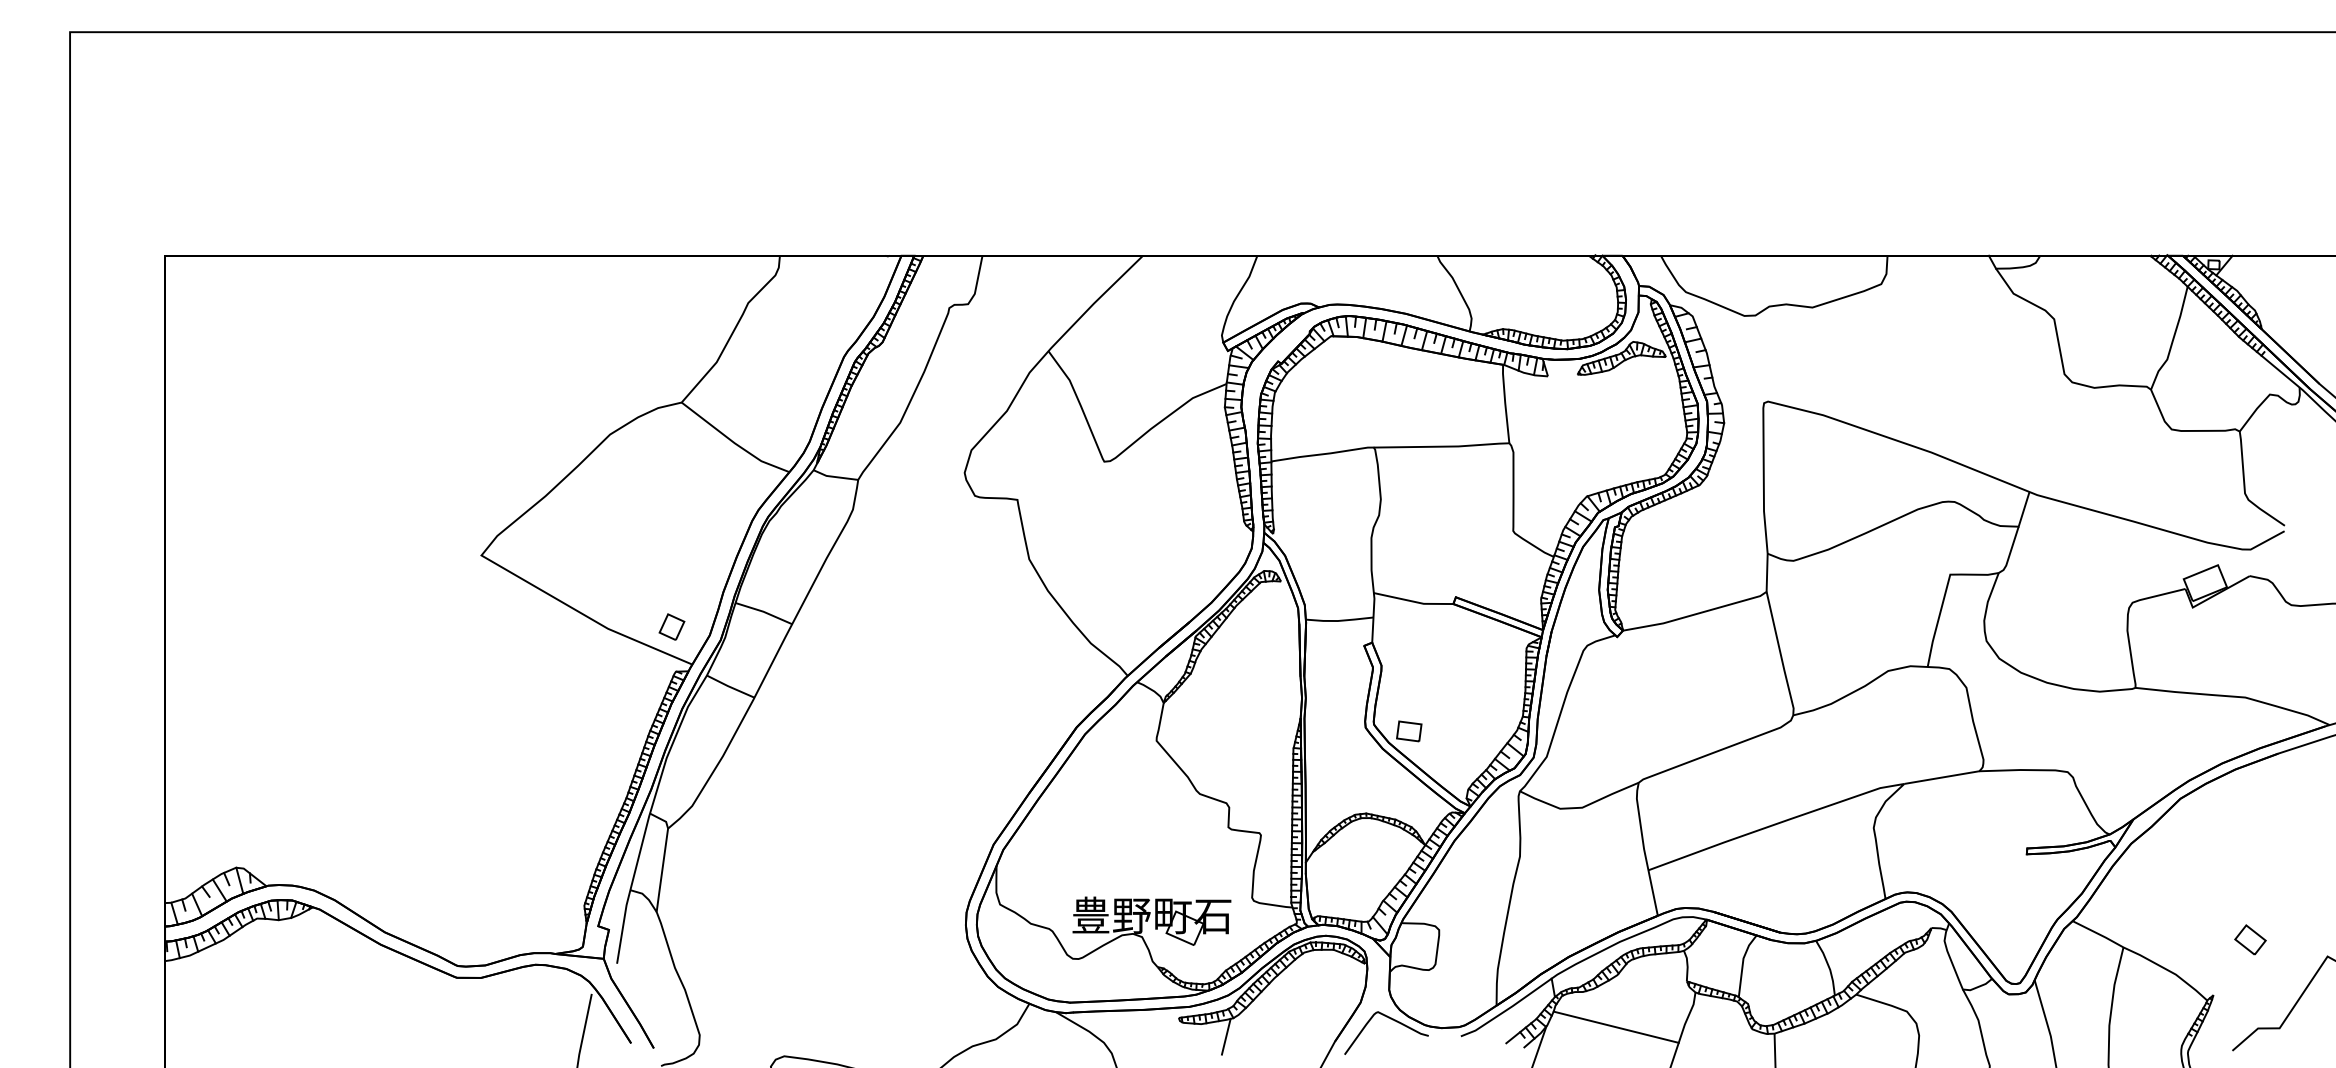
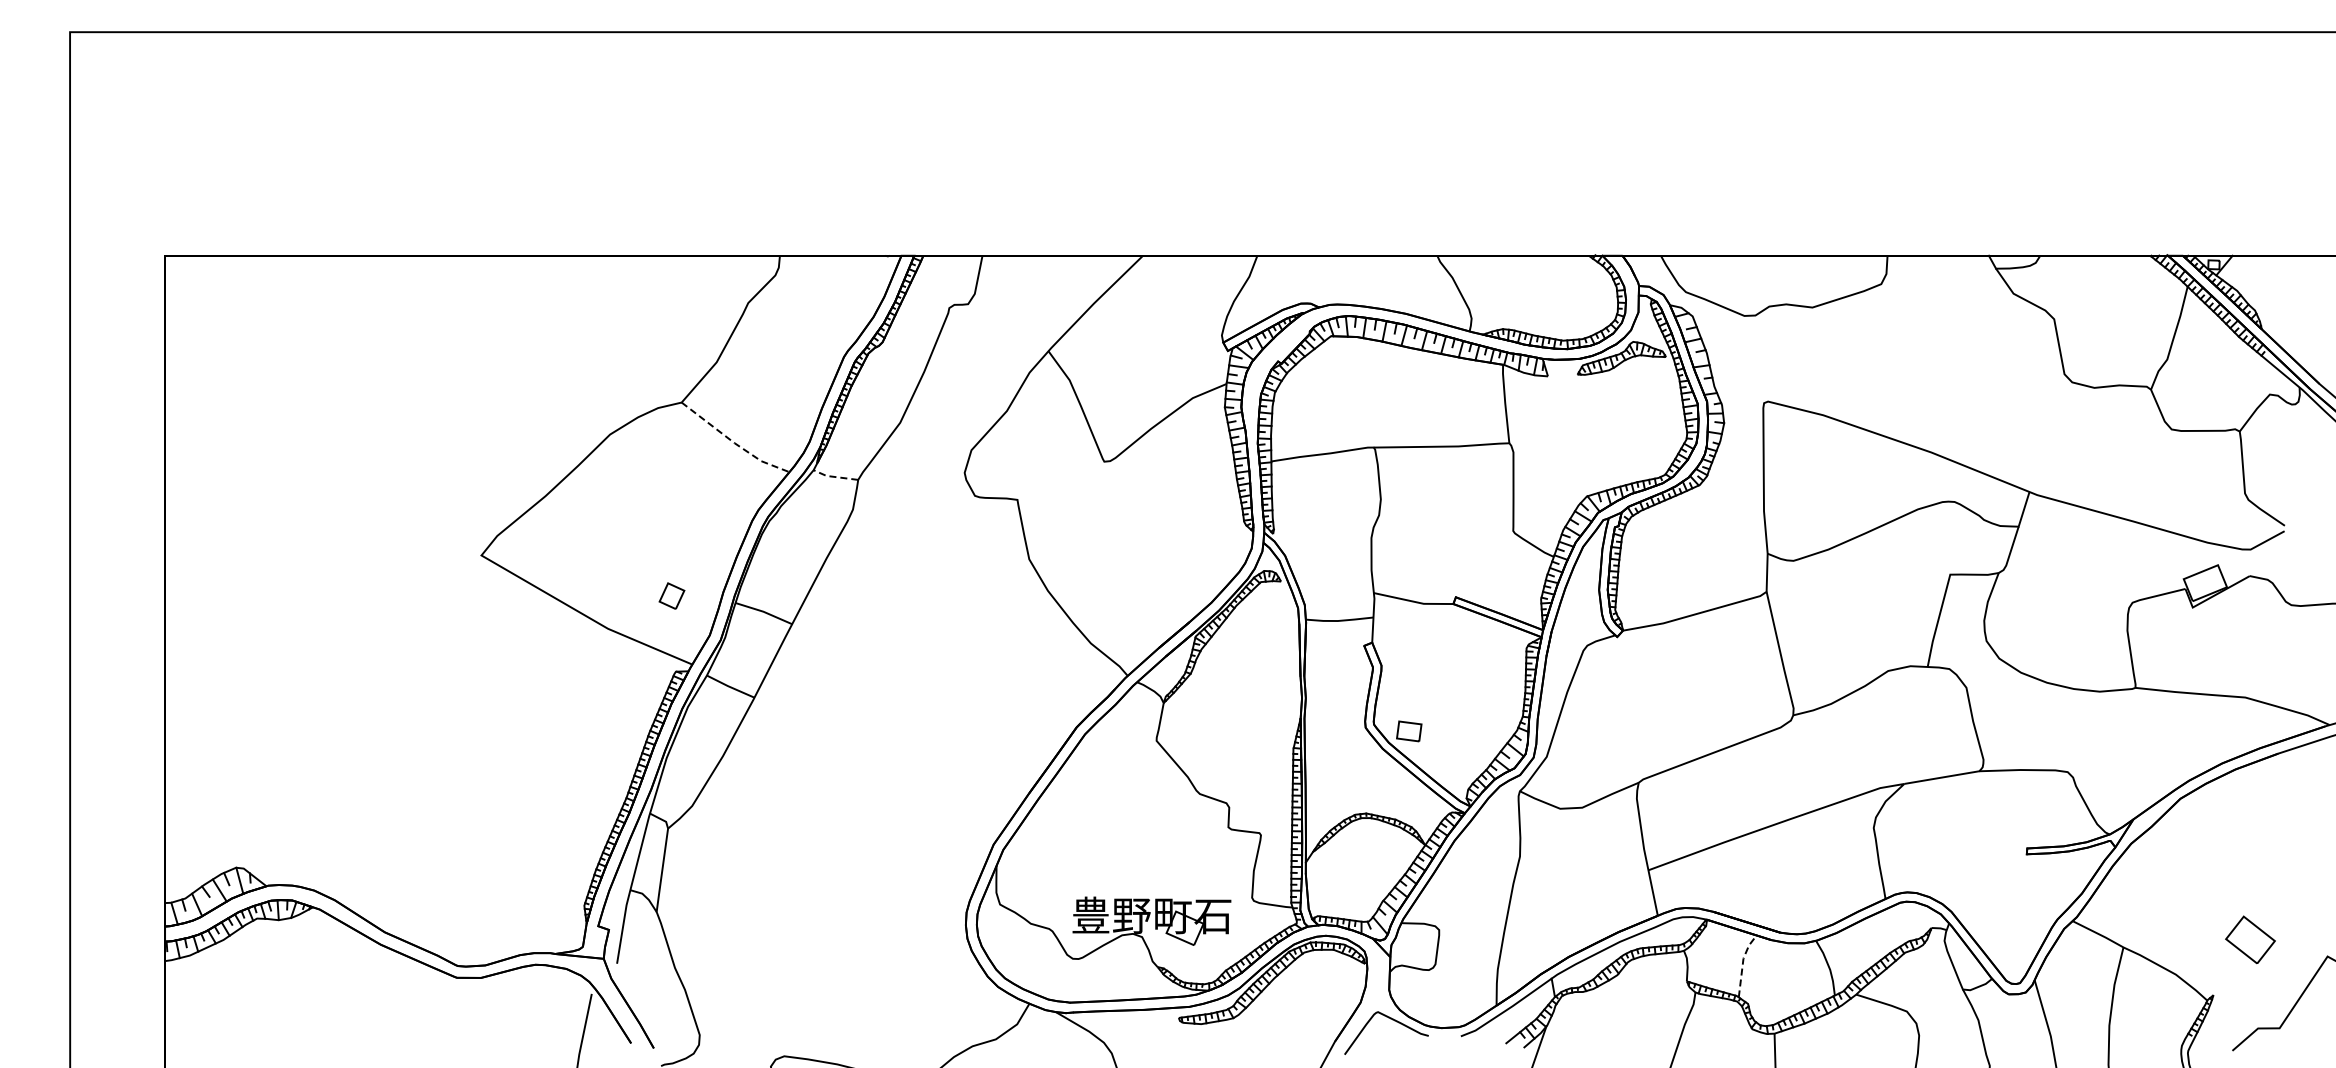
line: solid -> dashed (734, 443)
line: solid -> dashed (834, 476)
part position: (671, 626) -> (671, 595) (671, 595)
part size: 33x32 px -> 51x50 px (2250, 939)
line: solid -> dashed (1742, 963)
line: present -> none (1615, 1026)
line: present -> none (1225, 1036)
